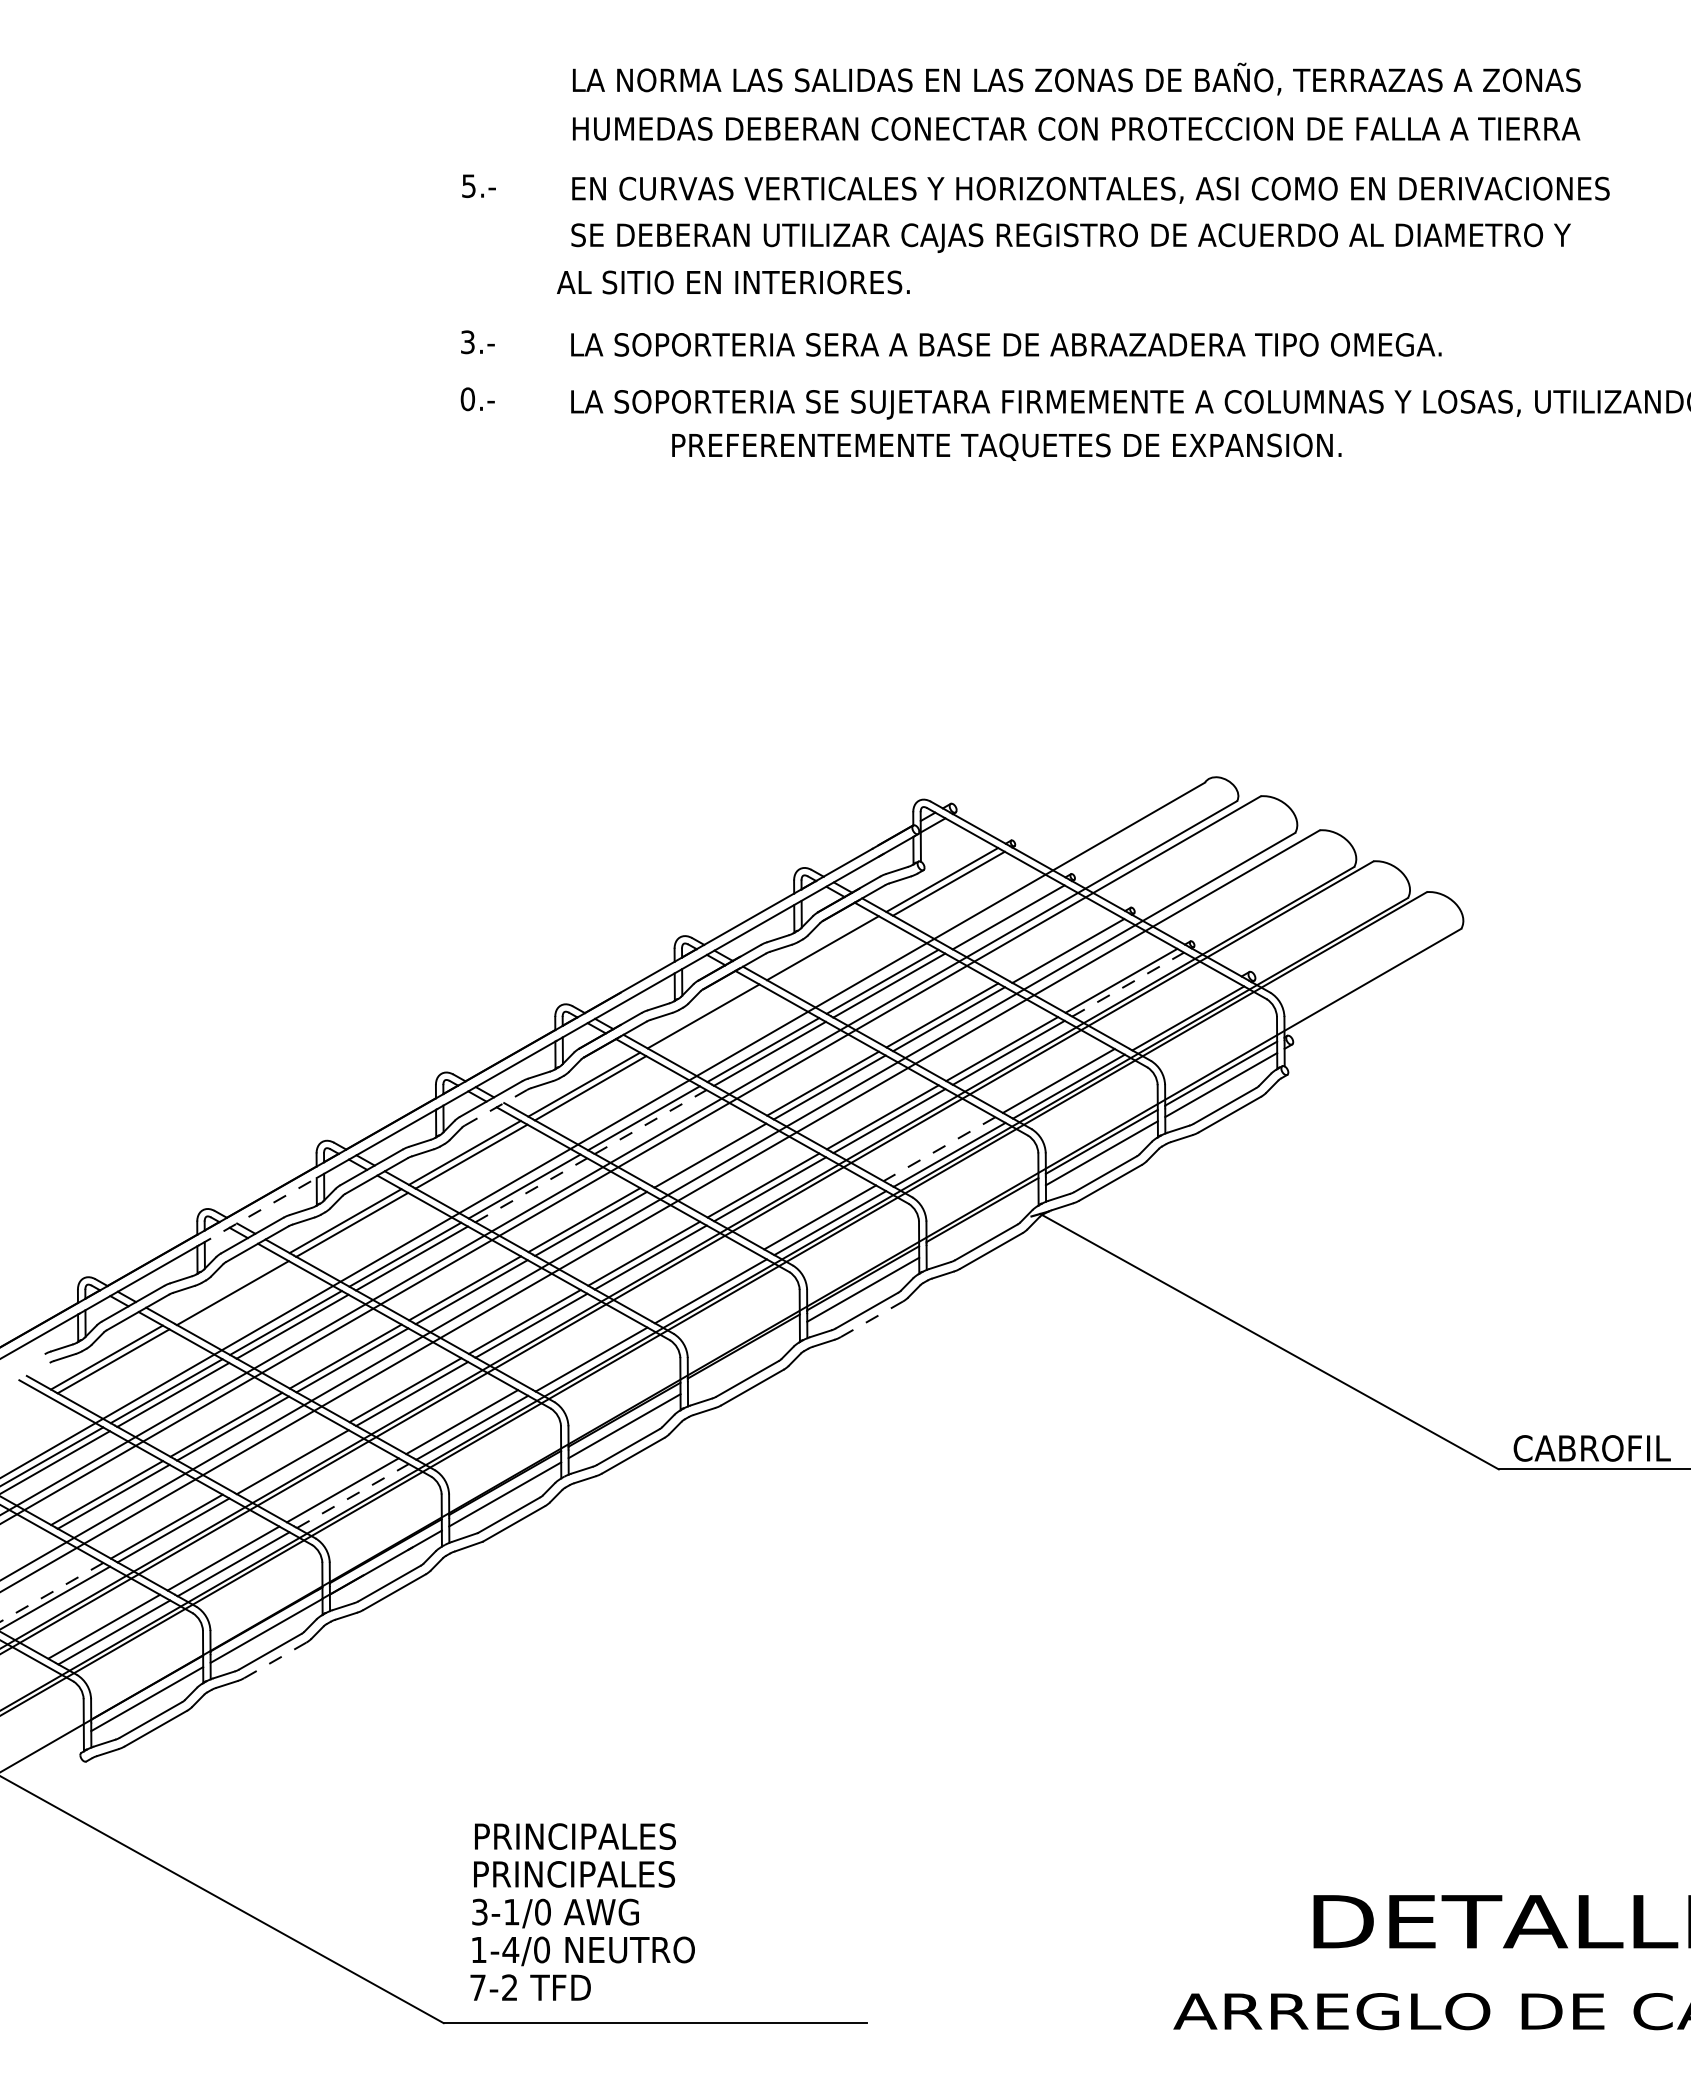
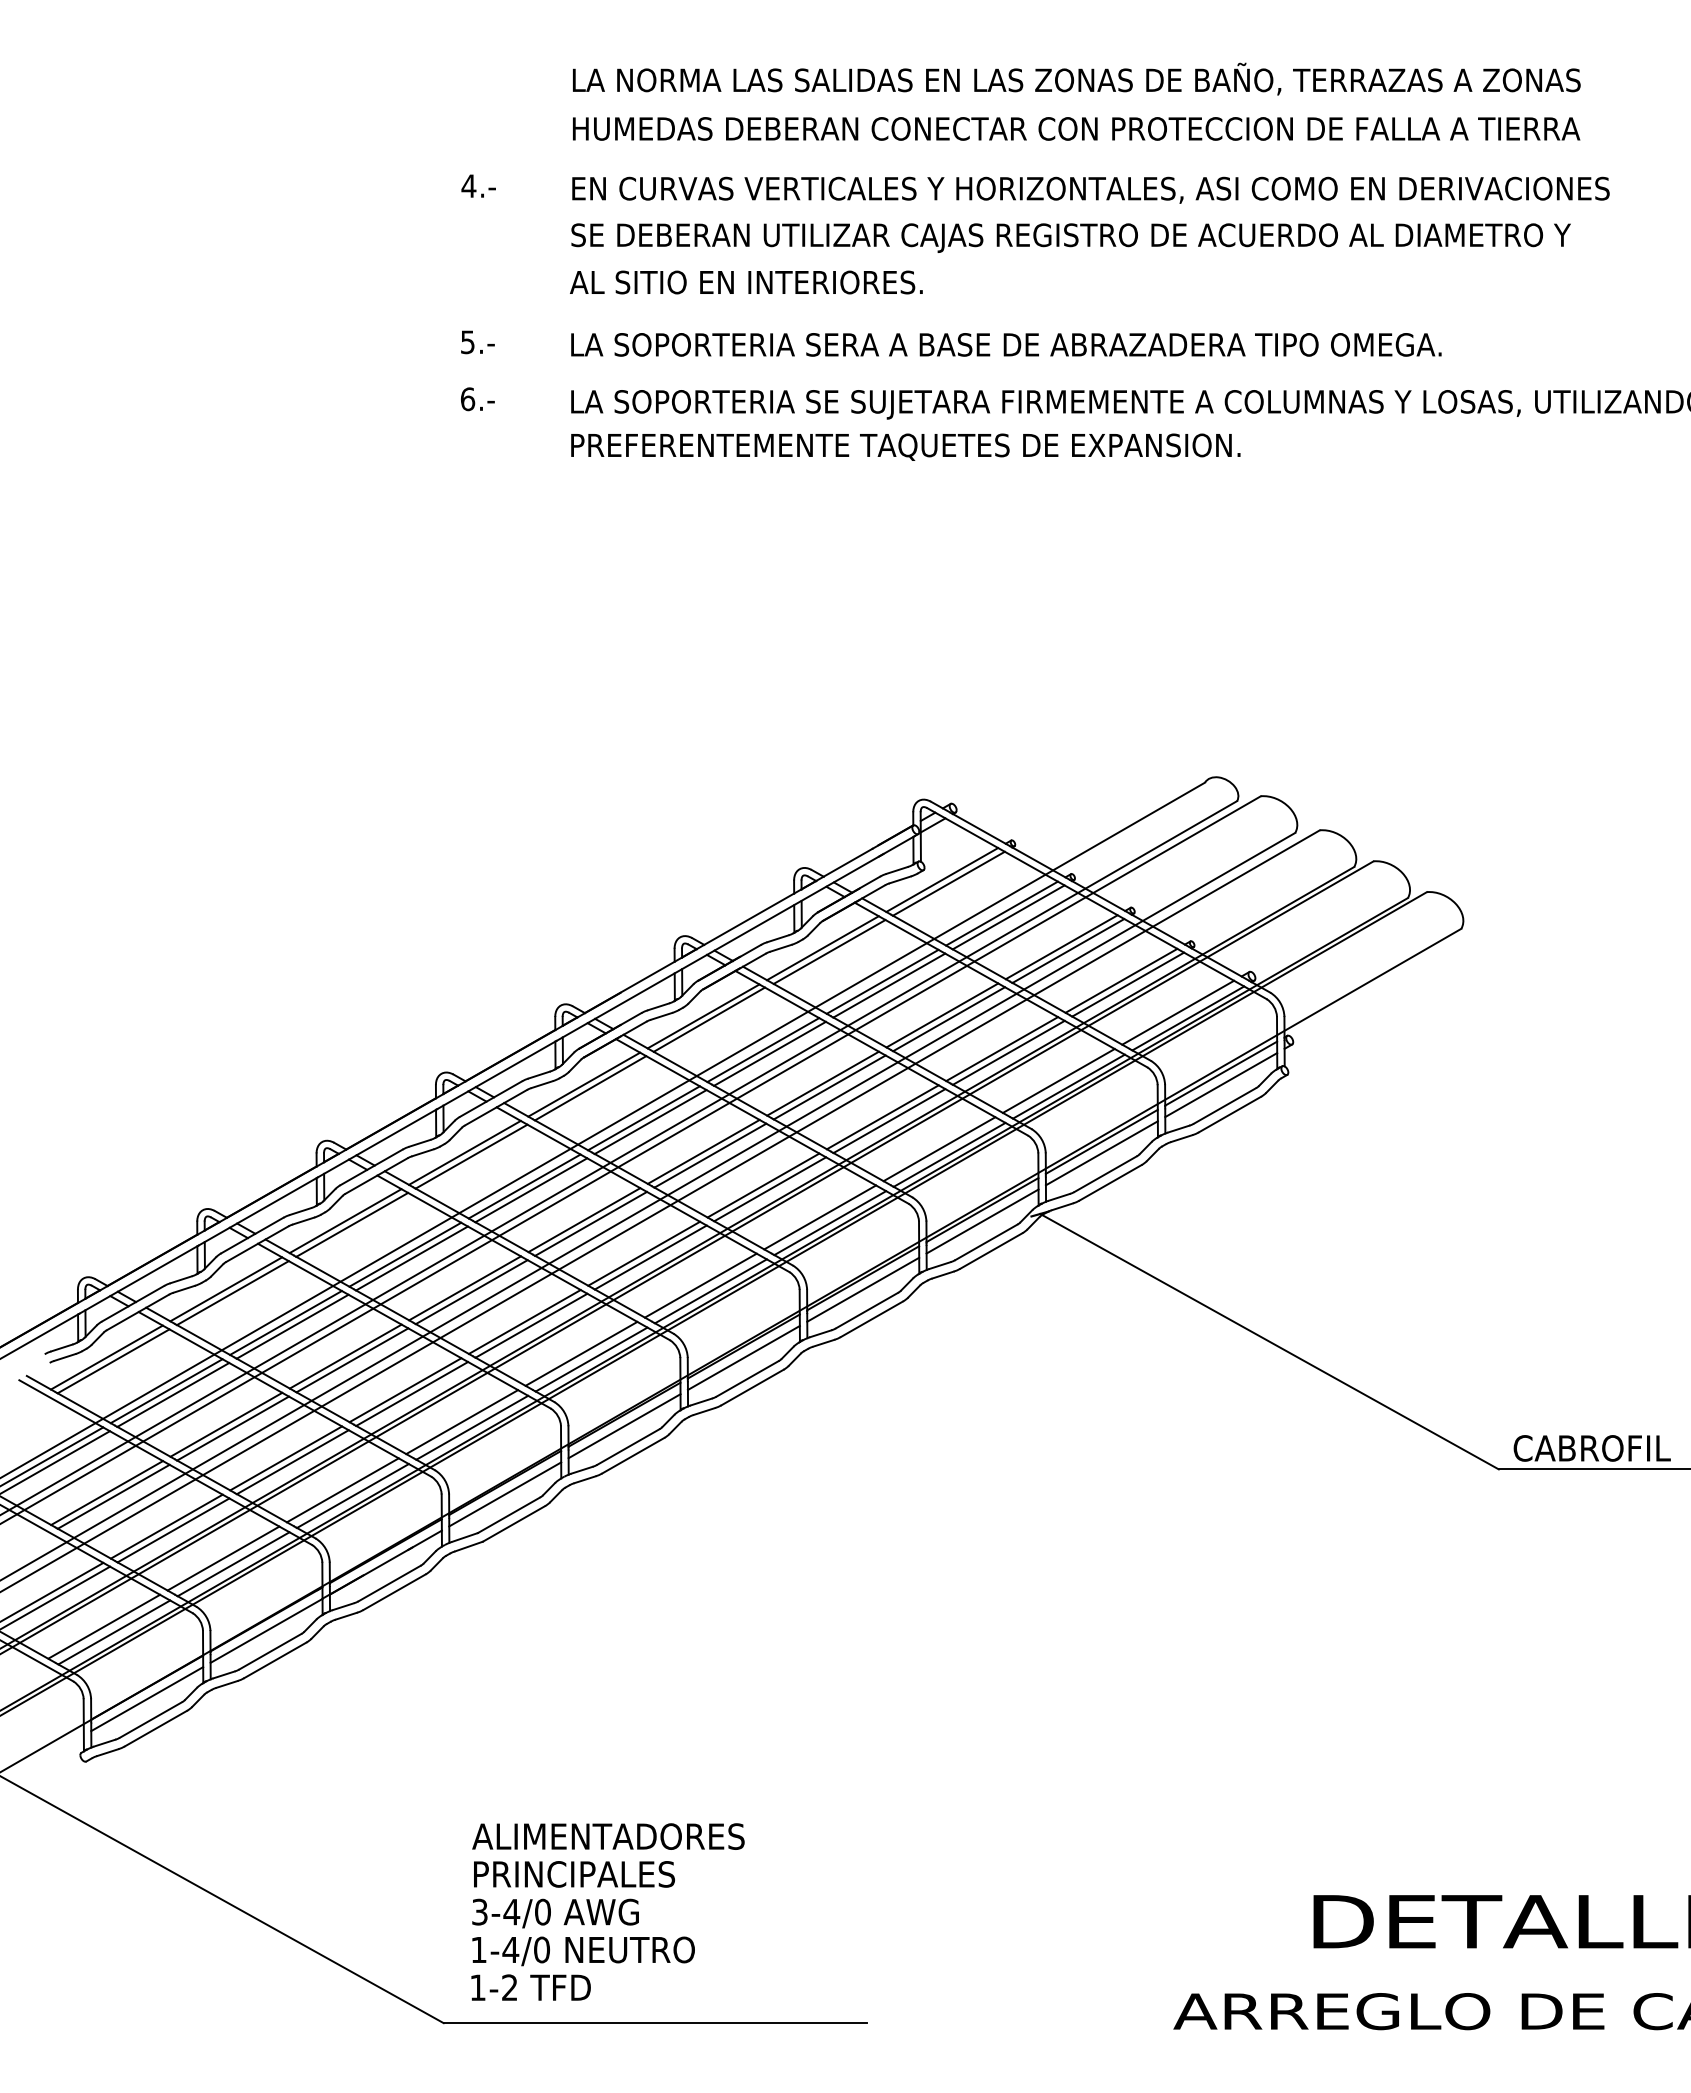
text: 5.- -> 4.- (468, 186)
text position: (733, 282) -> (746, 282) (746, 282)
text: 3.- -> 5.- (467, 341)
text: 0.- -> 6.- (467, 398)
text position: (1006, 446) -> (905, 446) (905, 446)
line: none -> present (1001, 913)
line: none -> present (1061, 947)
line: none -> present (829, 951)
line: dashed -> solid (1128, 984)
line: none -> present (1178, 1012)
line: none -> present (709, 1019)
line: dashed -> solid (495, 1107)
line: dashed -> solid (651, 1121)
line: dashed -> solid (939, 1149)
line: none -> present (703, 1151)
line: dashed -> solid (531, 1190)
line: dashed -> solid (258, 1211)
line: none -> present (982, 1221)
line: none -> present (700, 1285)
line: none -> present (226, 1289)
line: dashed -> solid (871, 1319)
line: none -> present (581, 1353)
line: none -> present (743, 1357)
line: none -> present (286, 1458)
line: dashed -> solid (353, 1495)
line: dashed -> solid (51, 1592)
line: dashed -> solid (275, 1660)
text: PRINCIPALES -> ALIMENTADORES (608, 1836)
text: 3-1/0 -> 3-4/0 (511, 1912)
text: 7-2 -> 1-2 (477, 1987)
